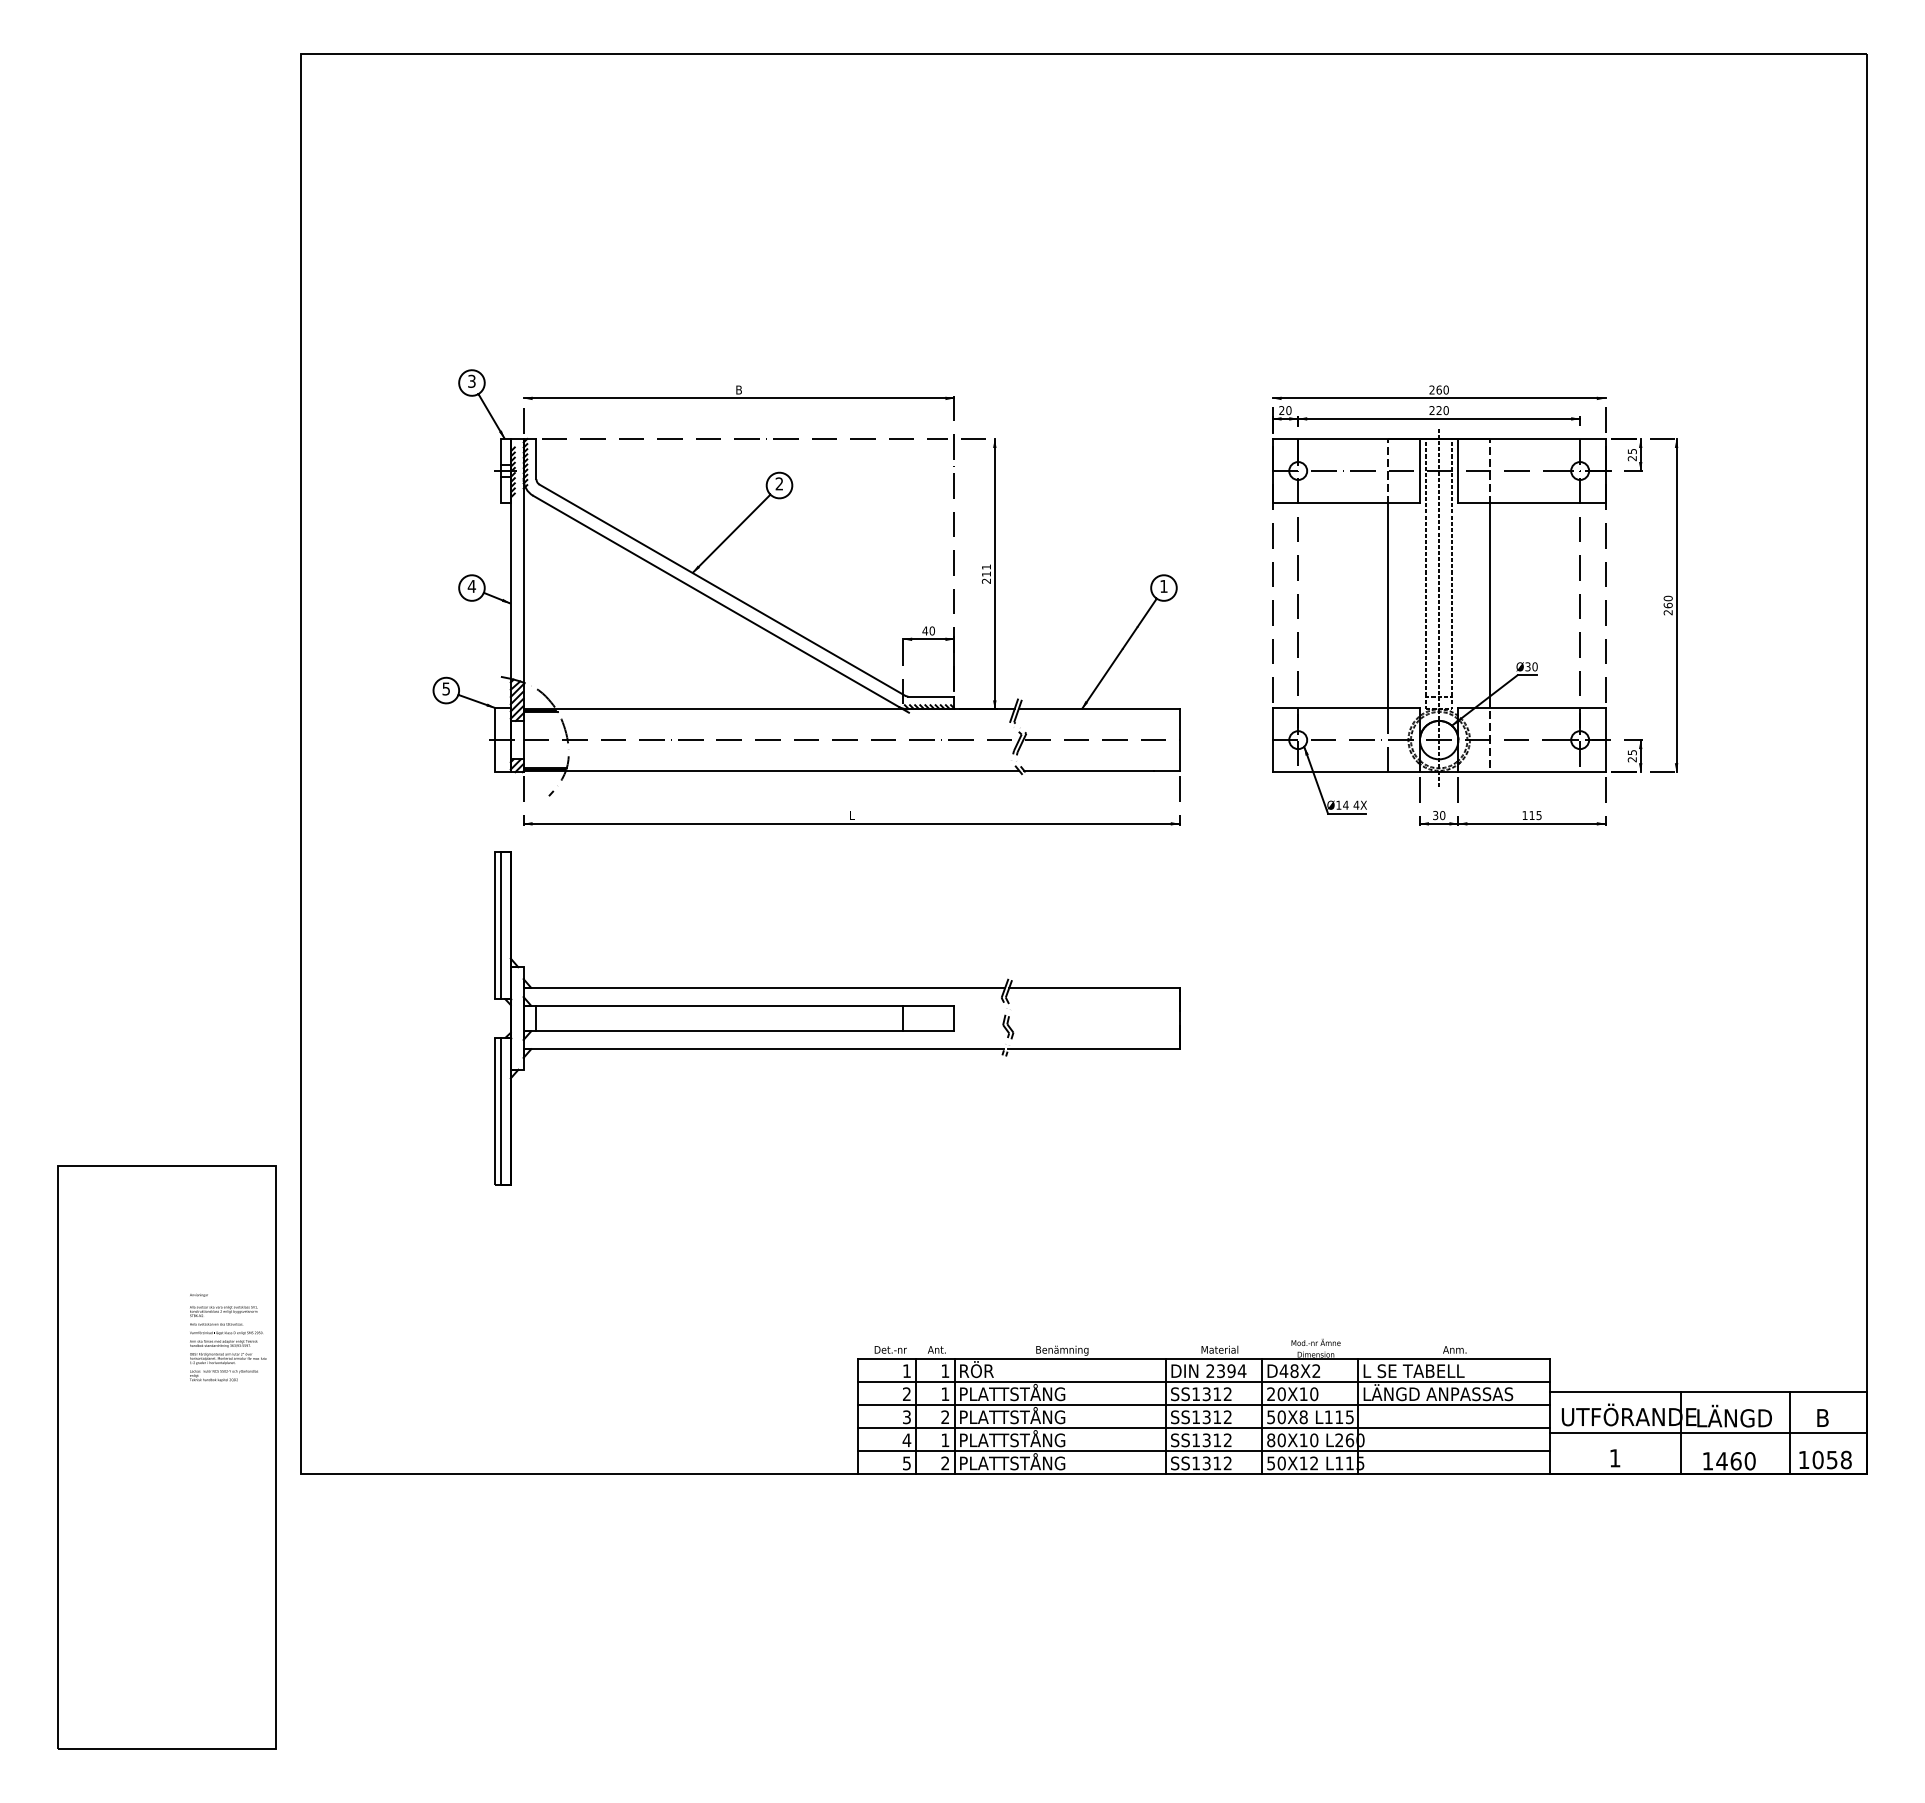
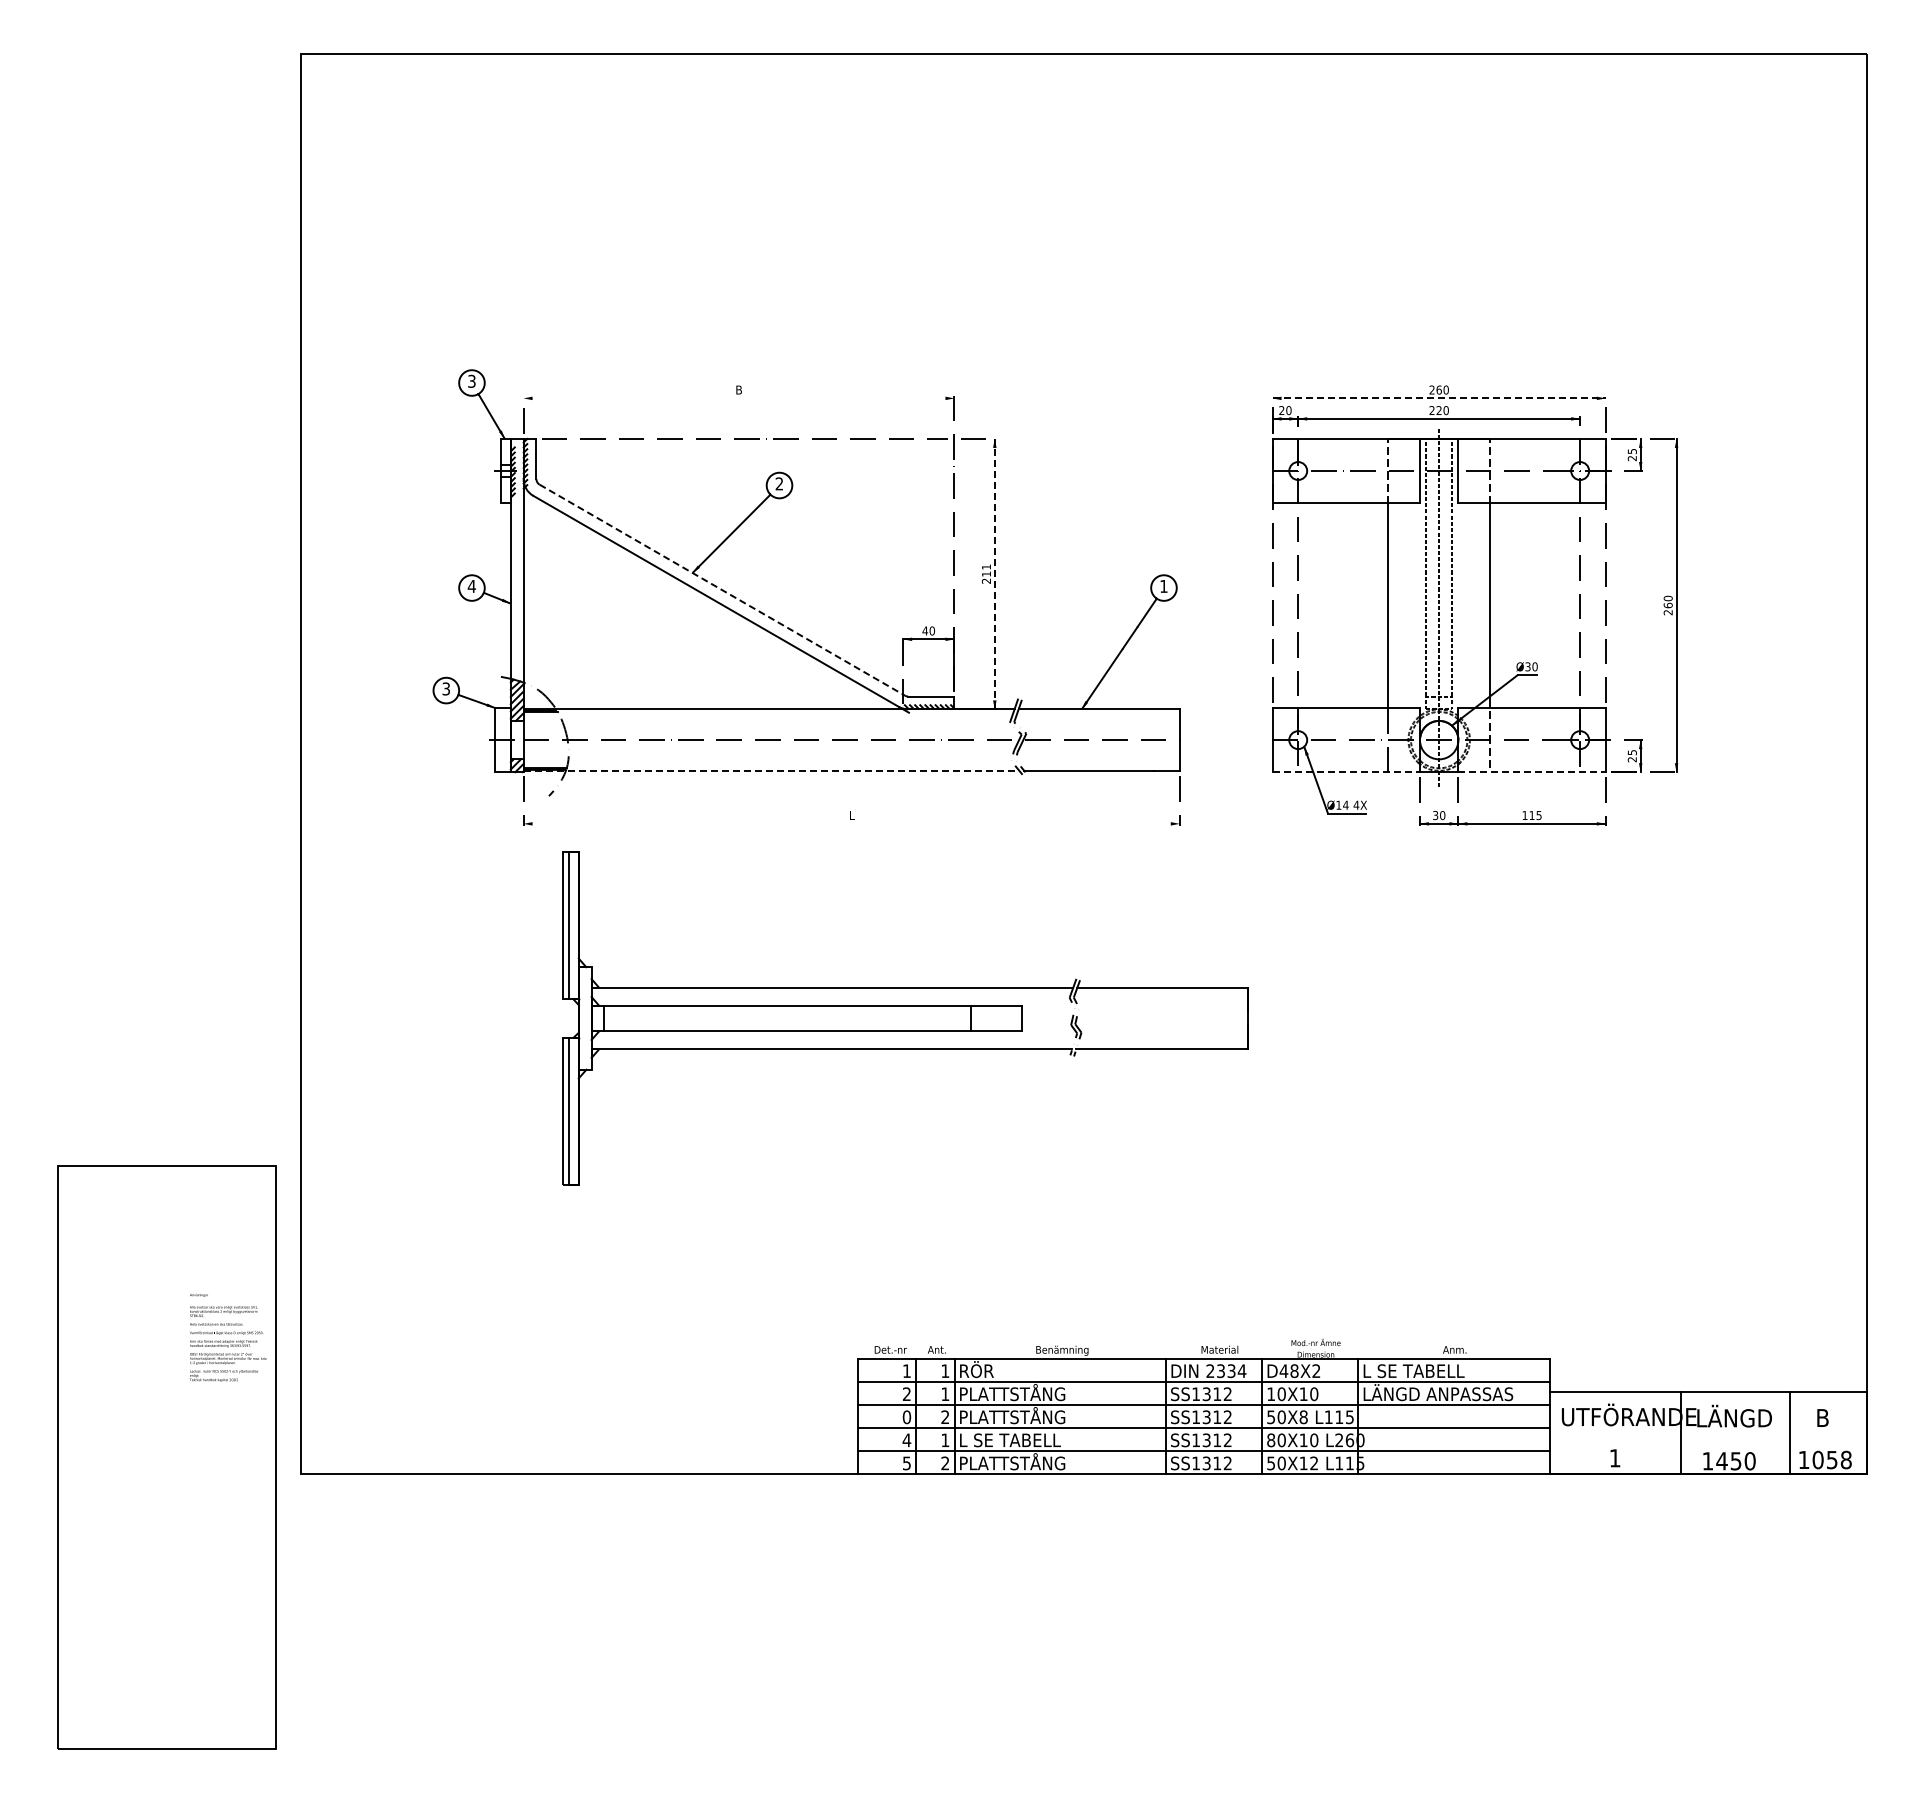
line: present -> none (738, 398)
line: solid -> dashed (1439, 398)
line: solid -> dashed (994, 573)
line: solid -> dashed (722, 590)
text: 5 -> 3 (445, 688)
line: solid -> dashed (771, 770)
line: solid -> dashed (1346, 772)
line: solid -> dashed (1532, 772)
line: present -> none (851, 823)
part position: (837, 1018) -> (905, 1018) (905, 1018)
text: 2394 -> 2334 (1231, 1370)
text: 20X10 -> 10X10 (1270, 1393)
text: 3 -> 0 (906, 1417)
line: present -> none (1708, 1433)
text: PLATTSTÅNG -> L SE TABELL (1013, 1438)
text: 1460 -> 1450 (1735, 1461)
